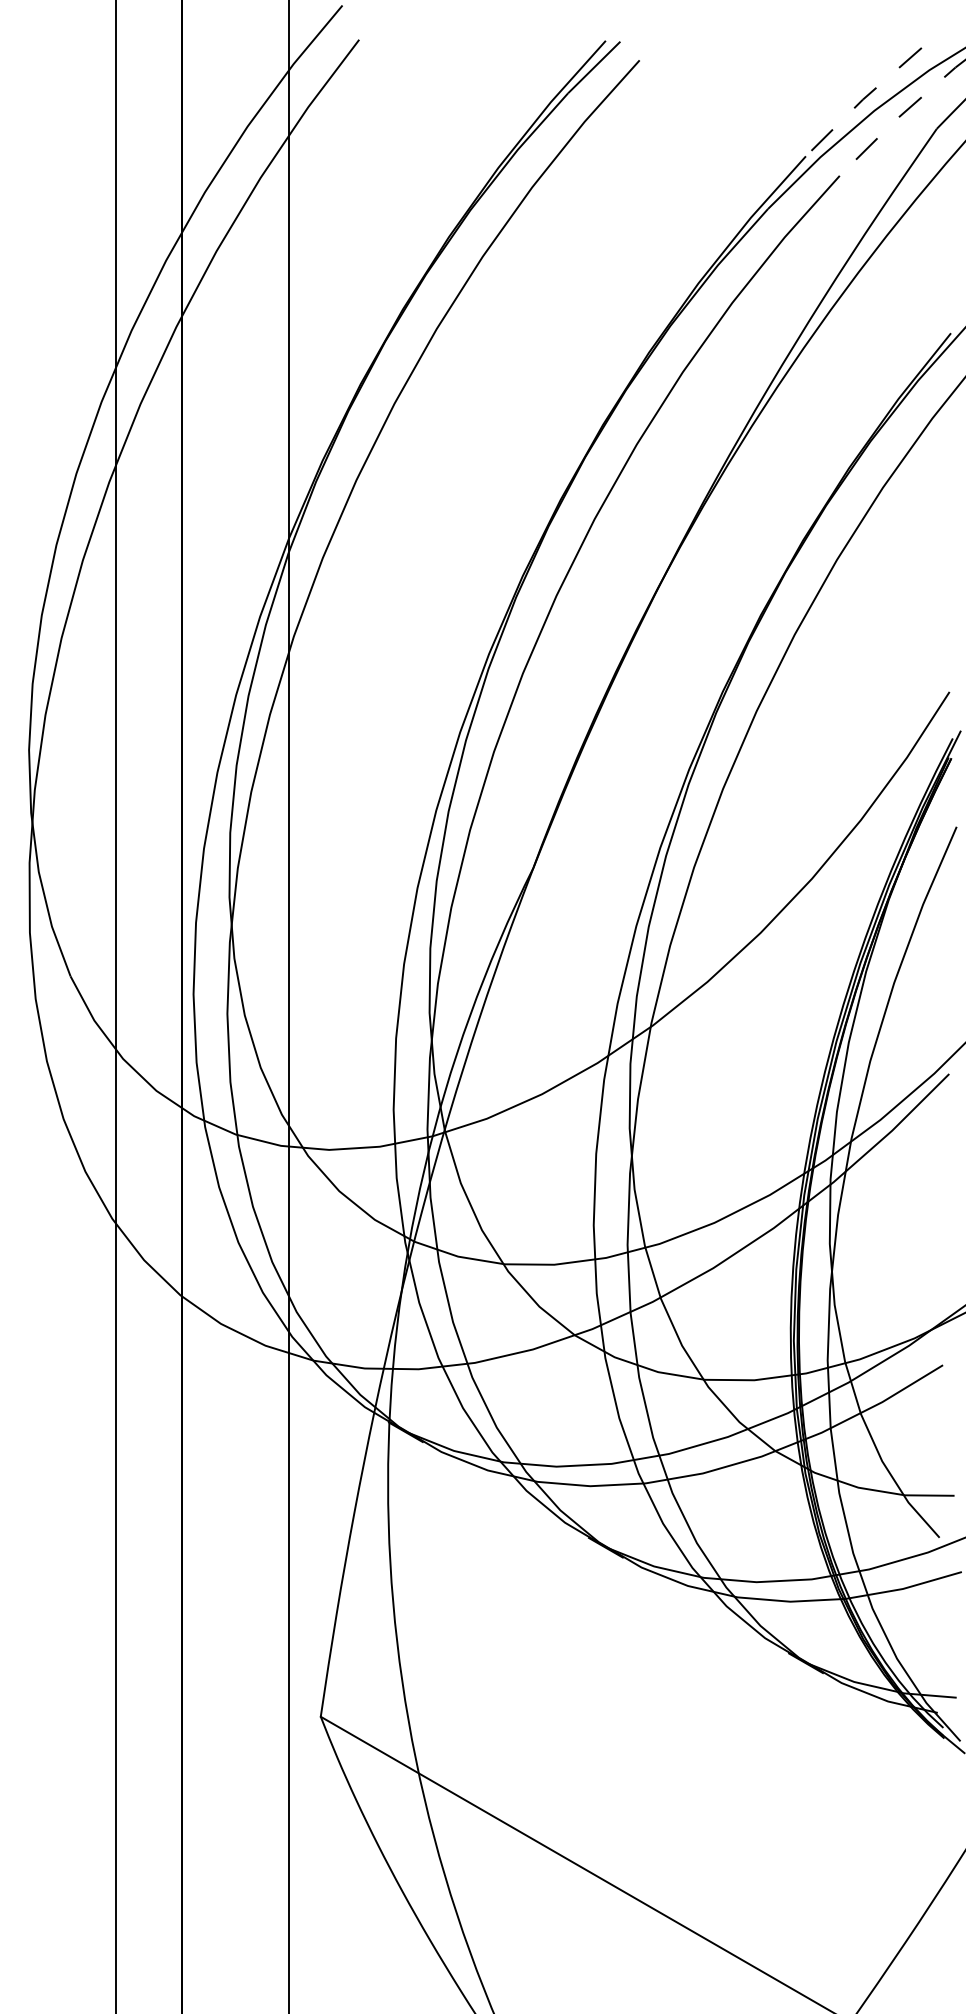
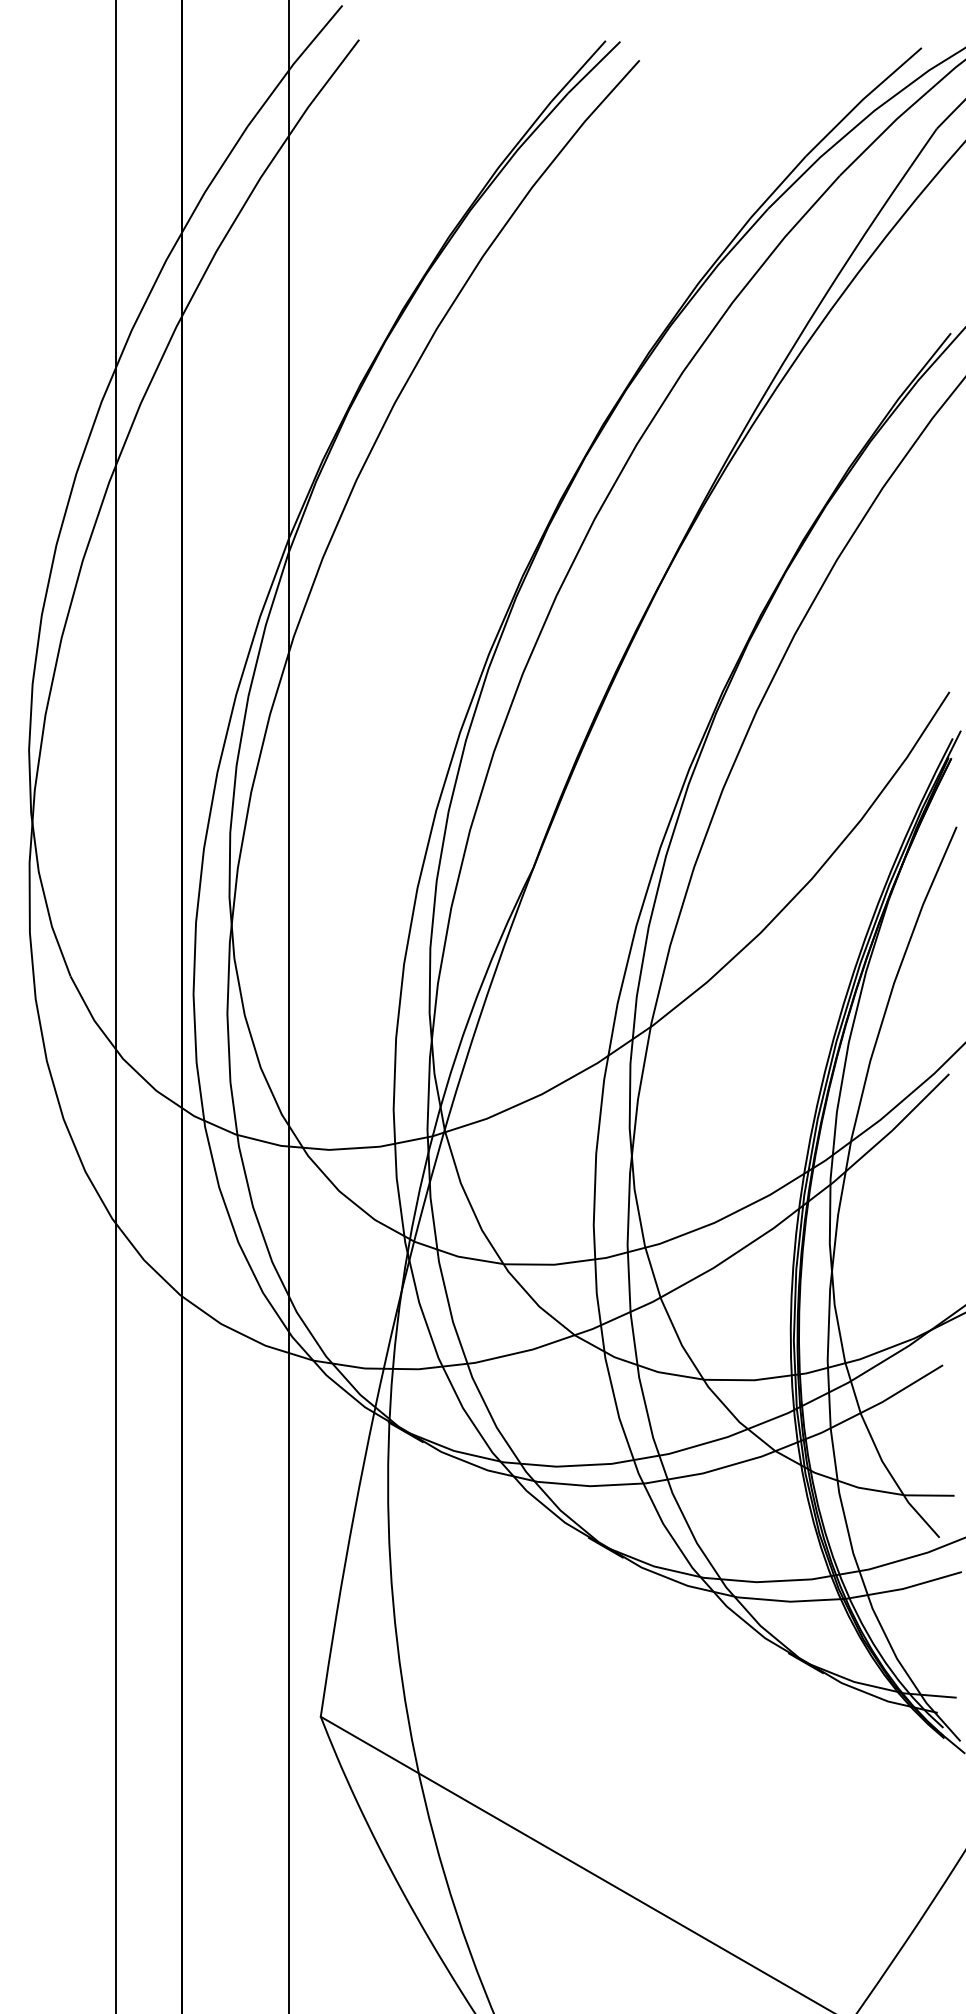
line: dashed -> solid (862, 100)
line: dashed -> solid (900, 115)
